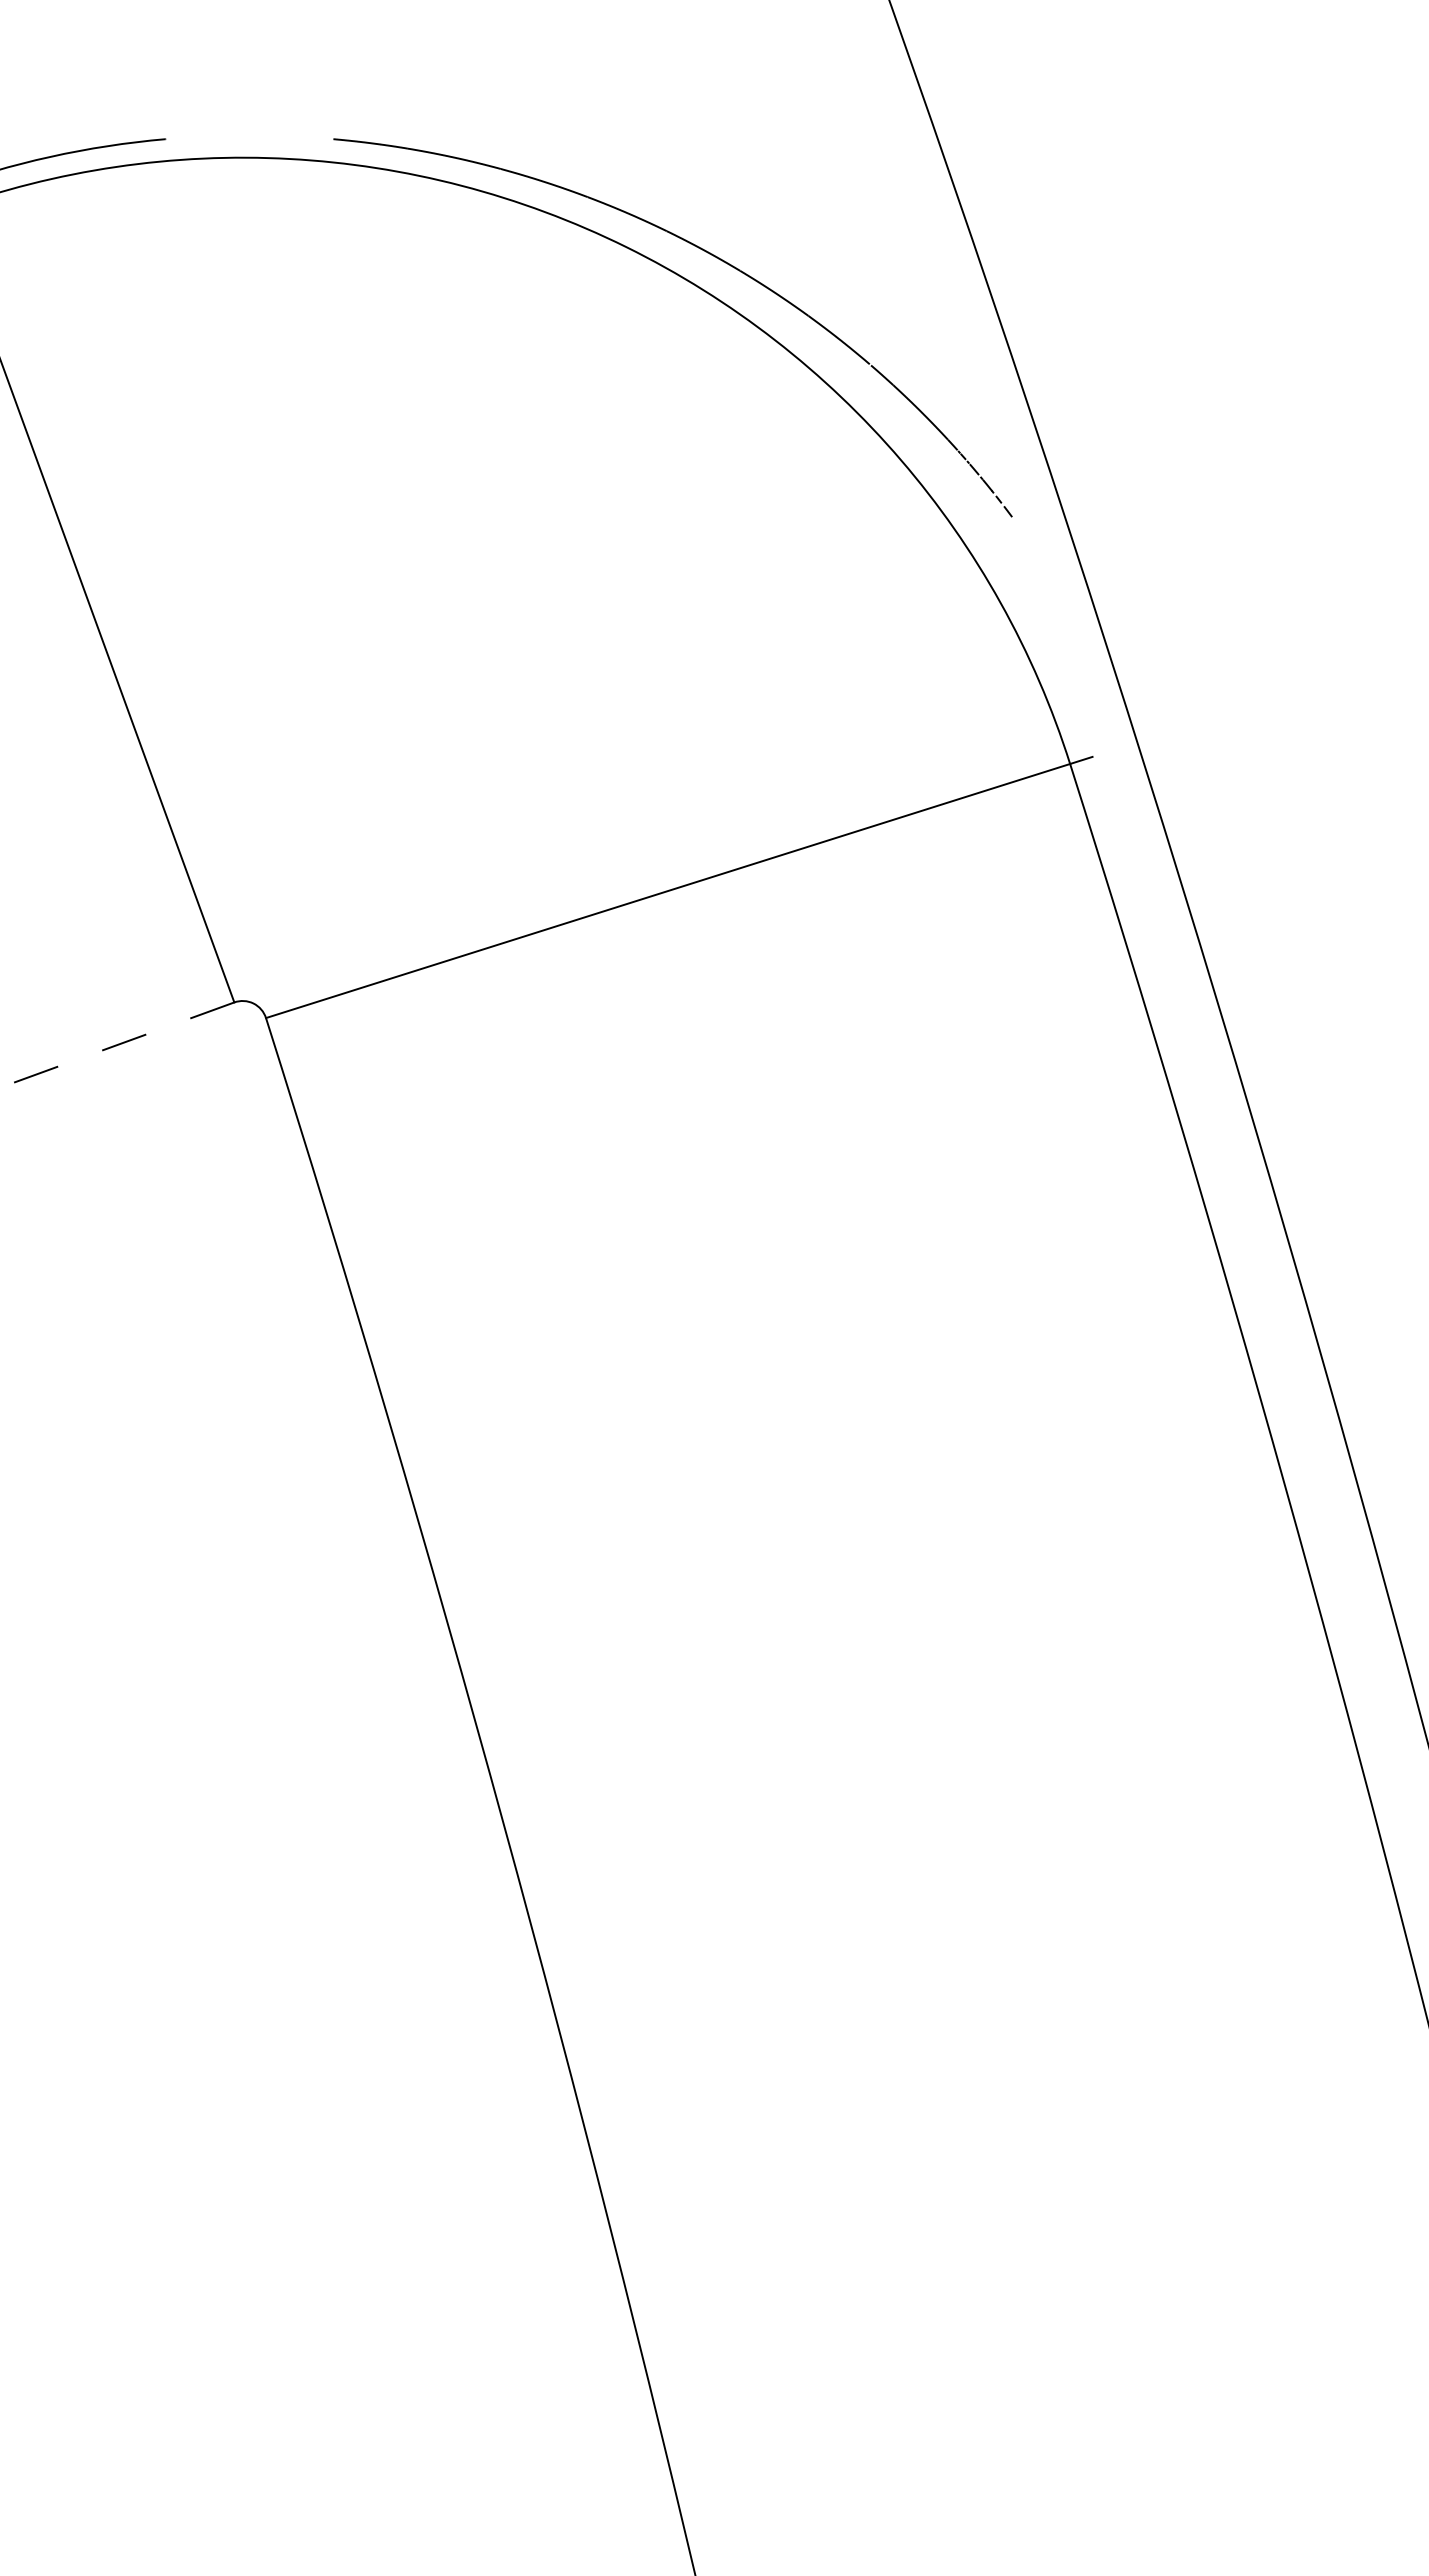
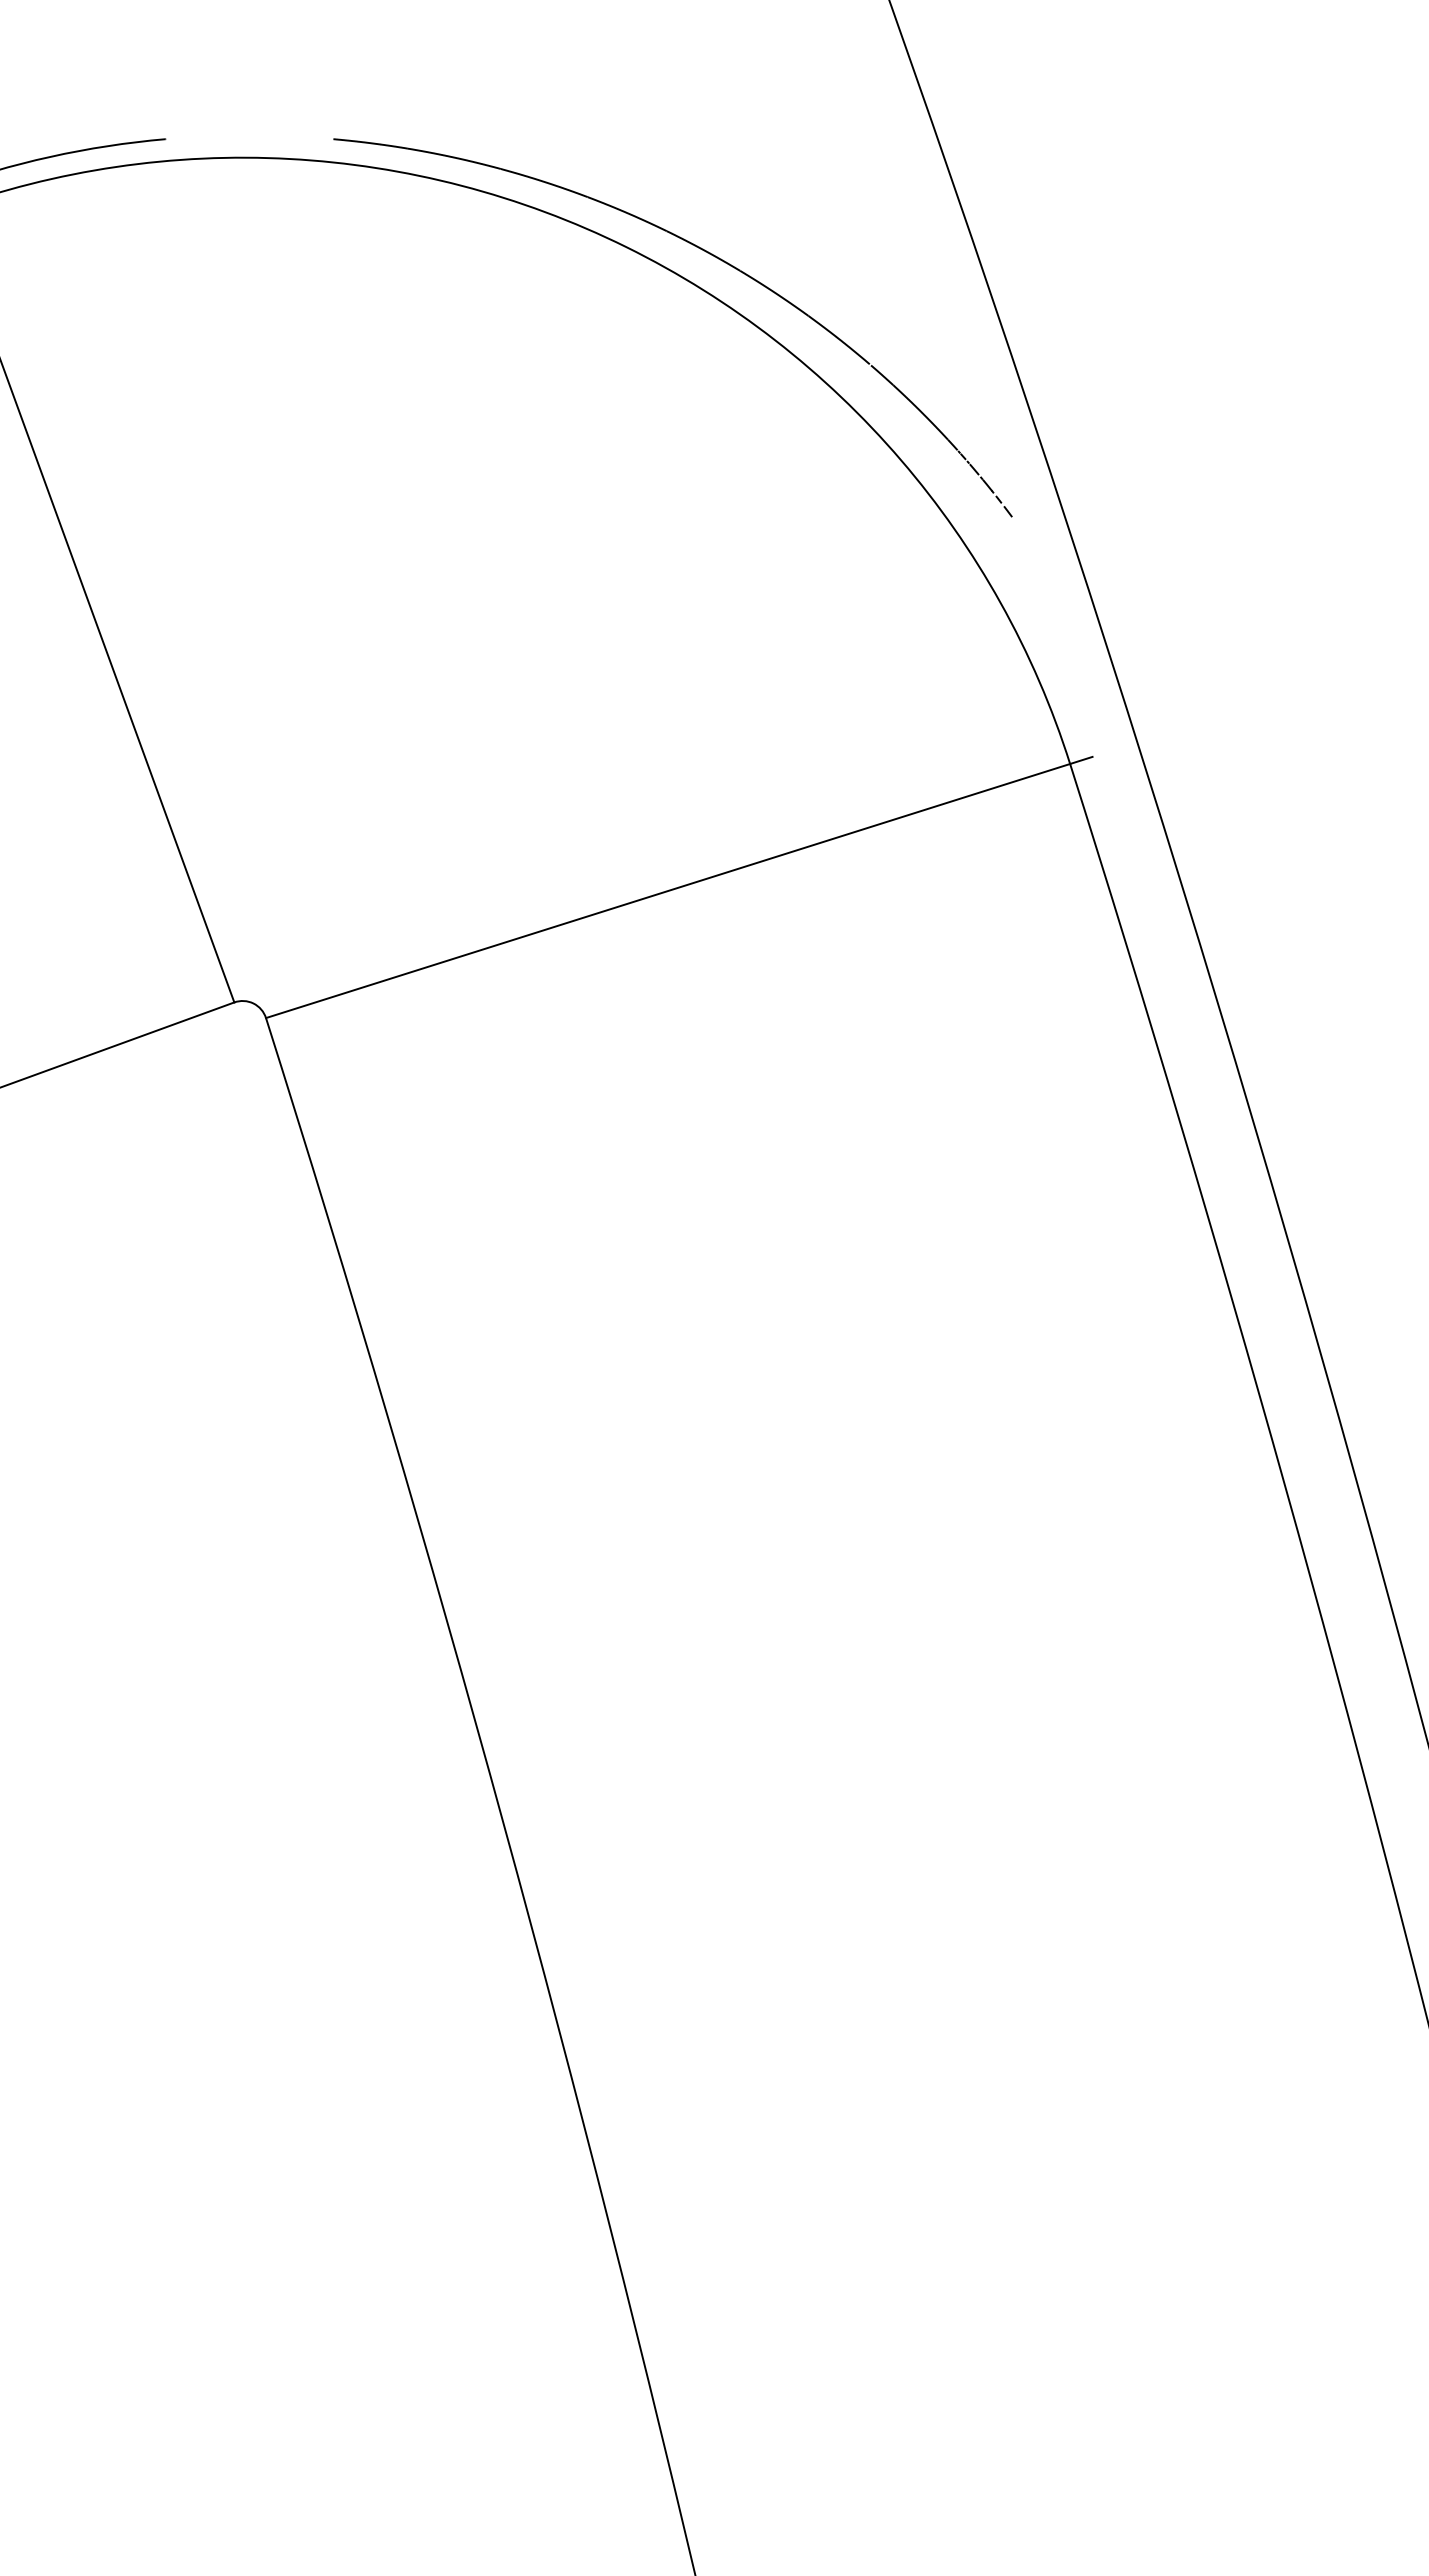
line: dashed -> solid (116, 1045)
